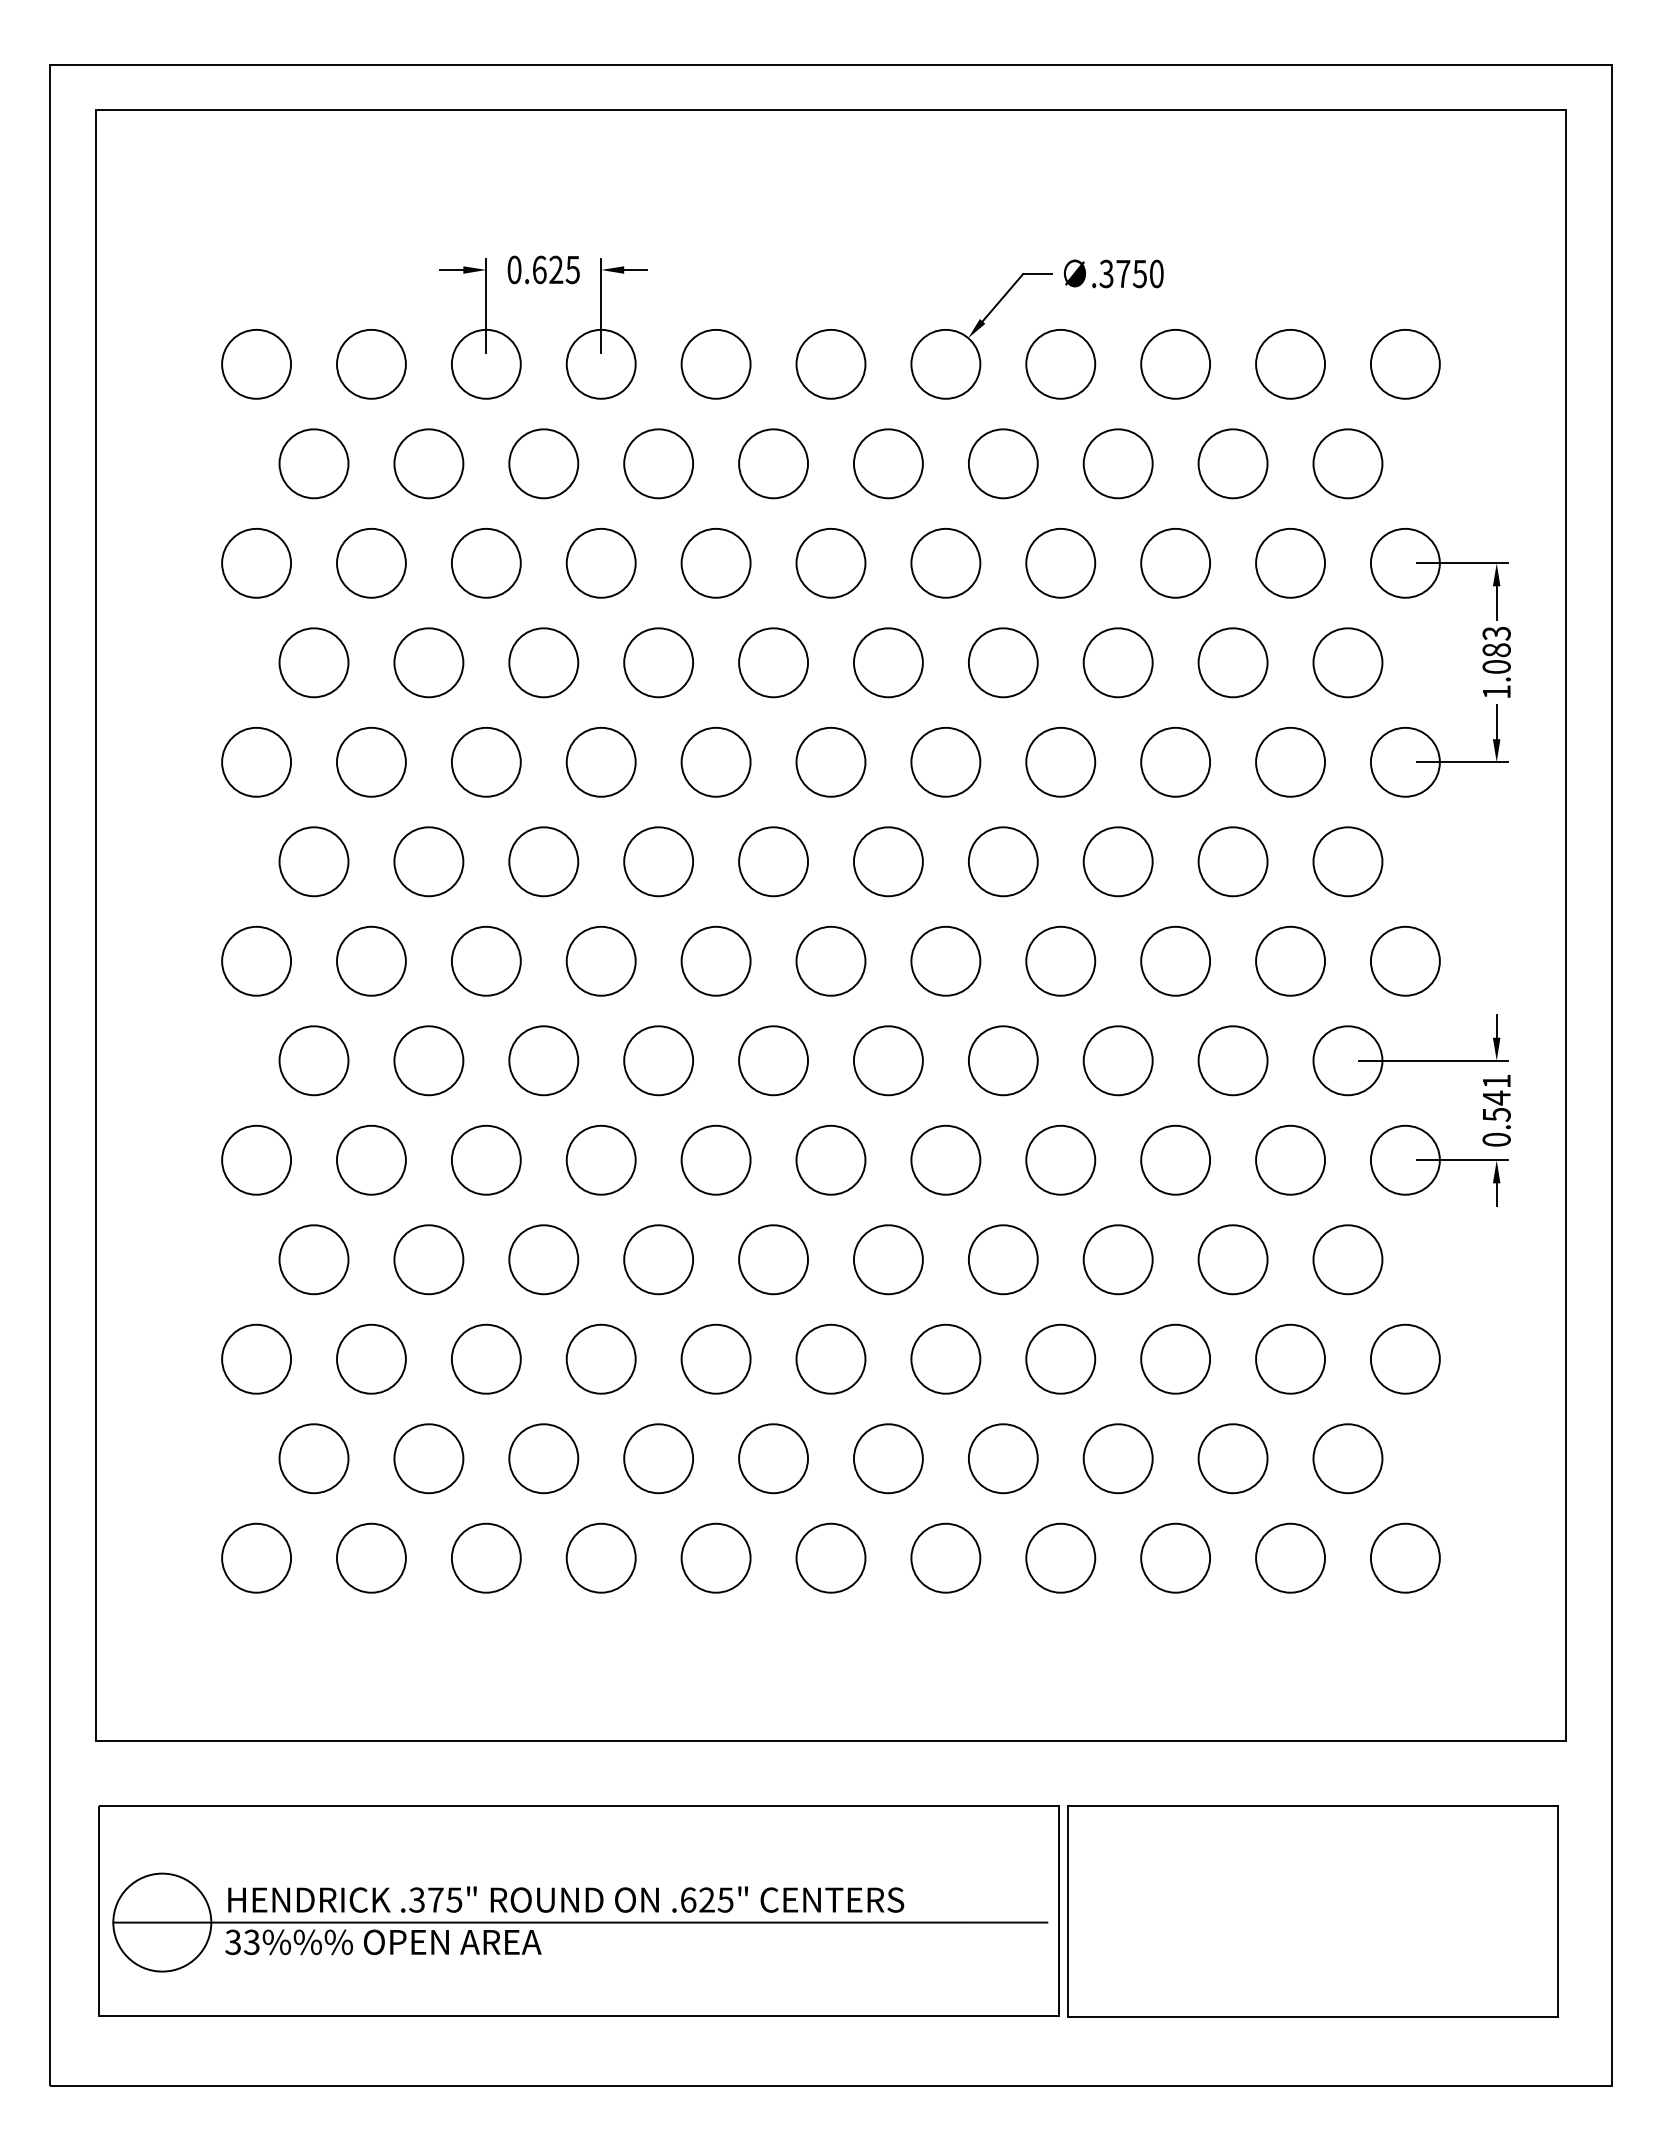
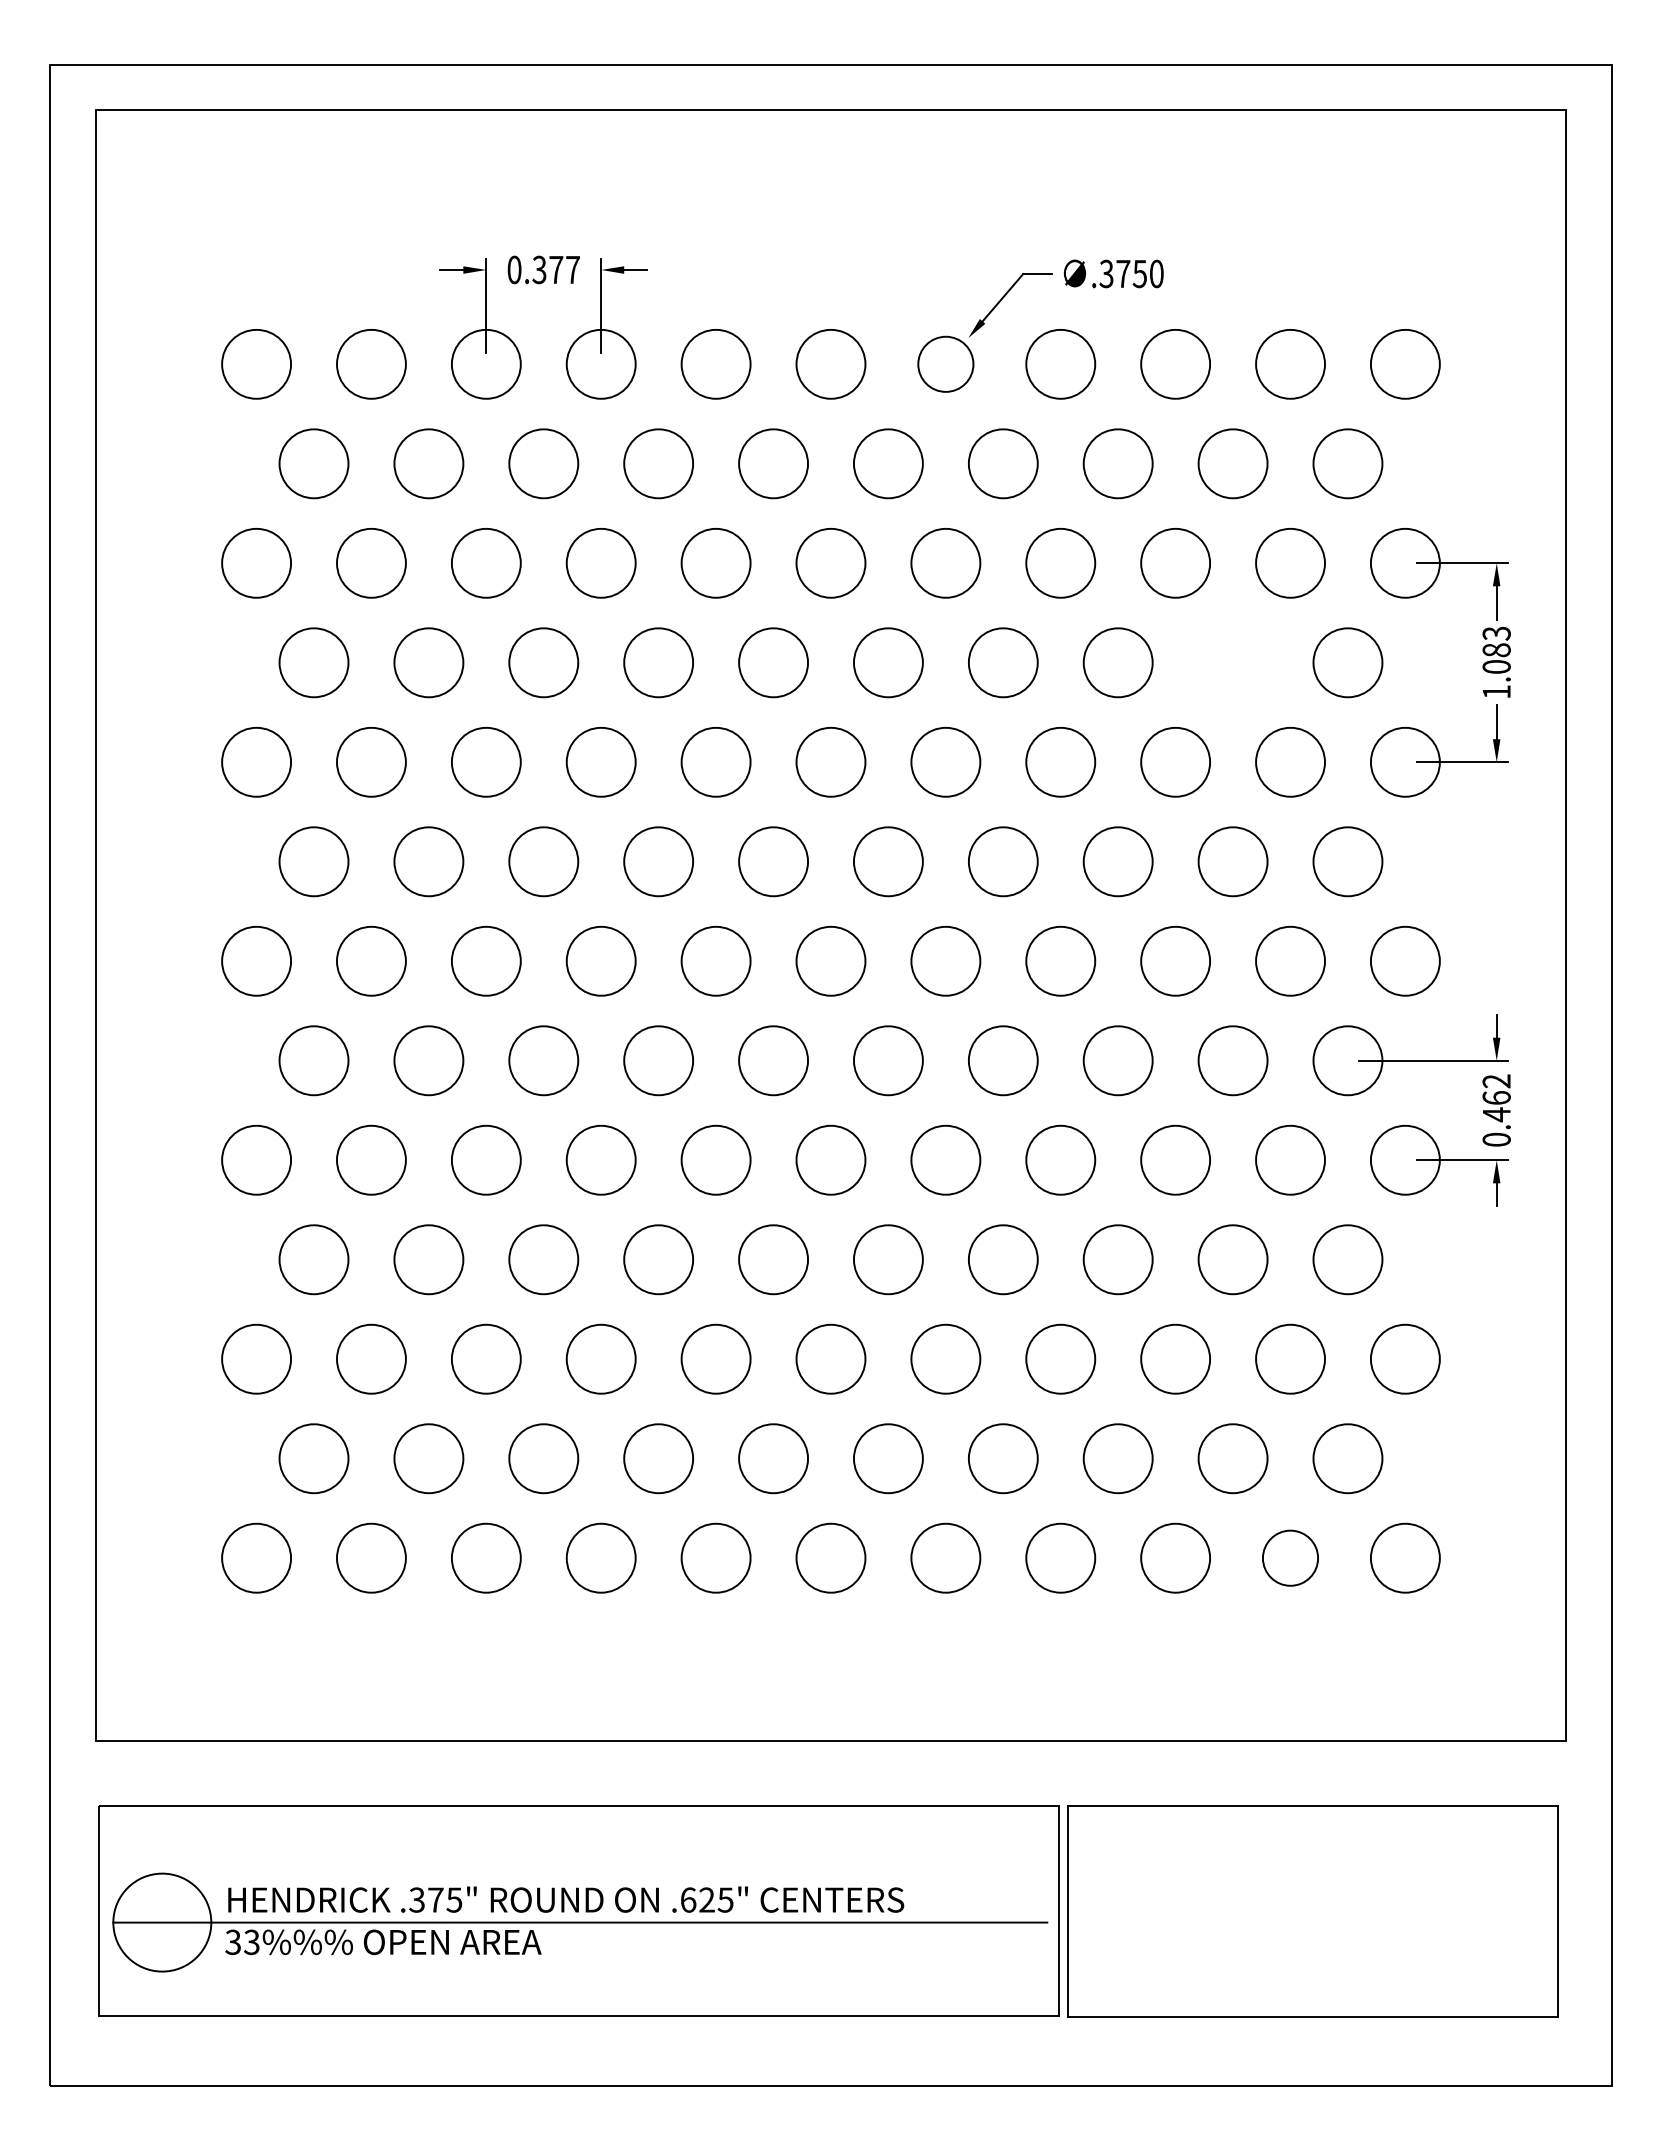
text: 0.625 -> 0.377 (555, 269)
circle diameter: 69 px -> 55 px (945, 363)
circle: present -> none (1232, 662)
text: 0.541 -> 0.462 (1496, 1098)
circle diameter: 69 px -> 55 px (1290, 1557)
